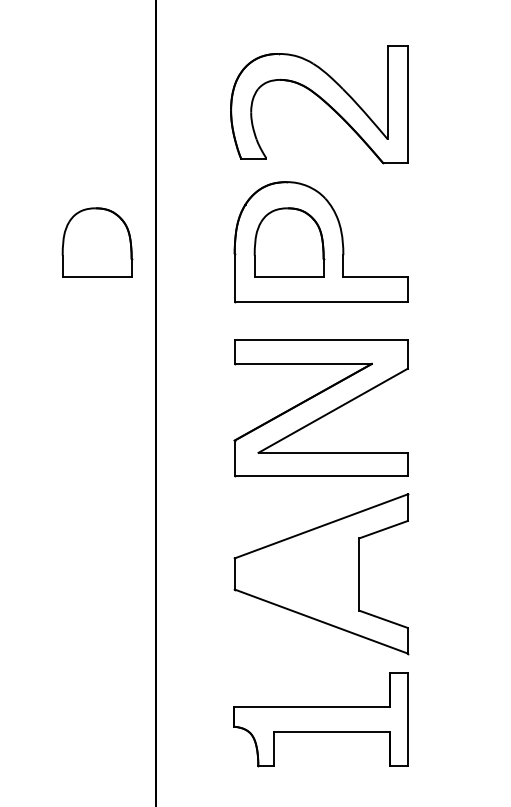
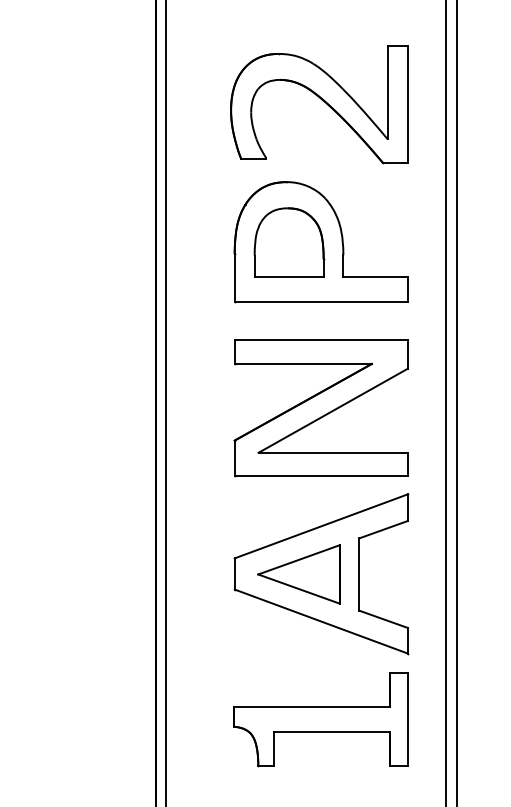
part: present -> none (97, 242)
line: none -> present (166, 402)
line: none -> present (446, 402)
line: none -> present (456, 402)
part: none -> present (298, 574)
